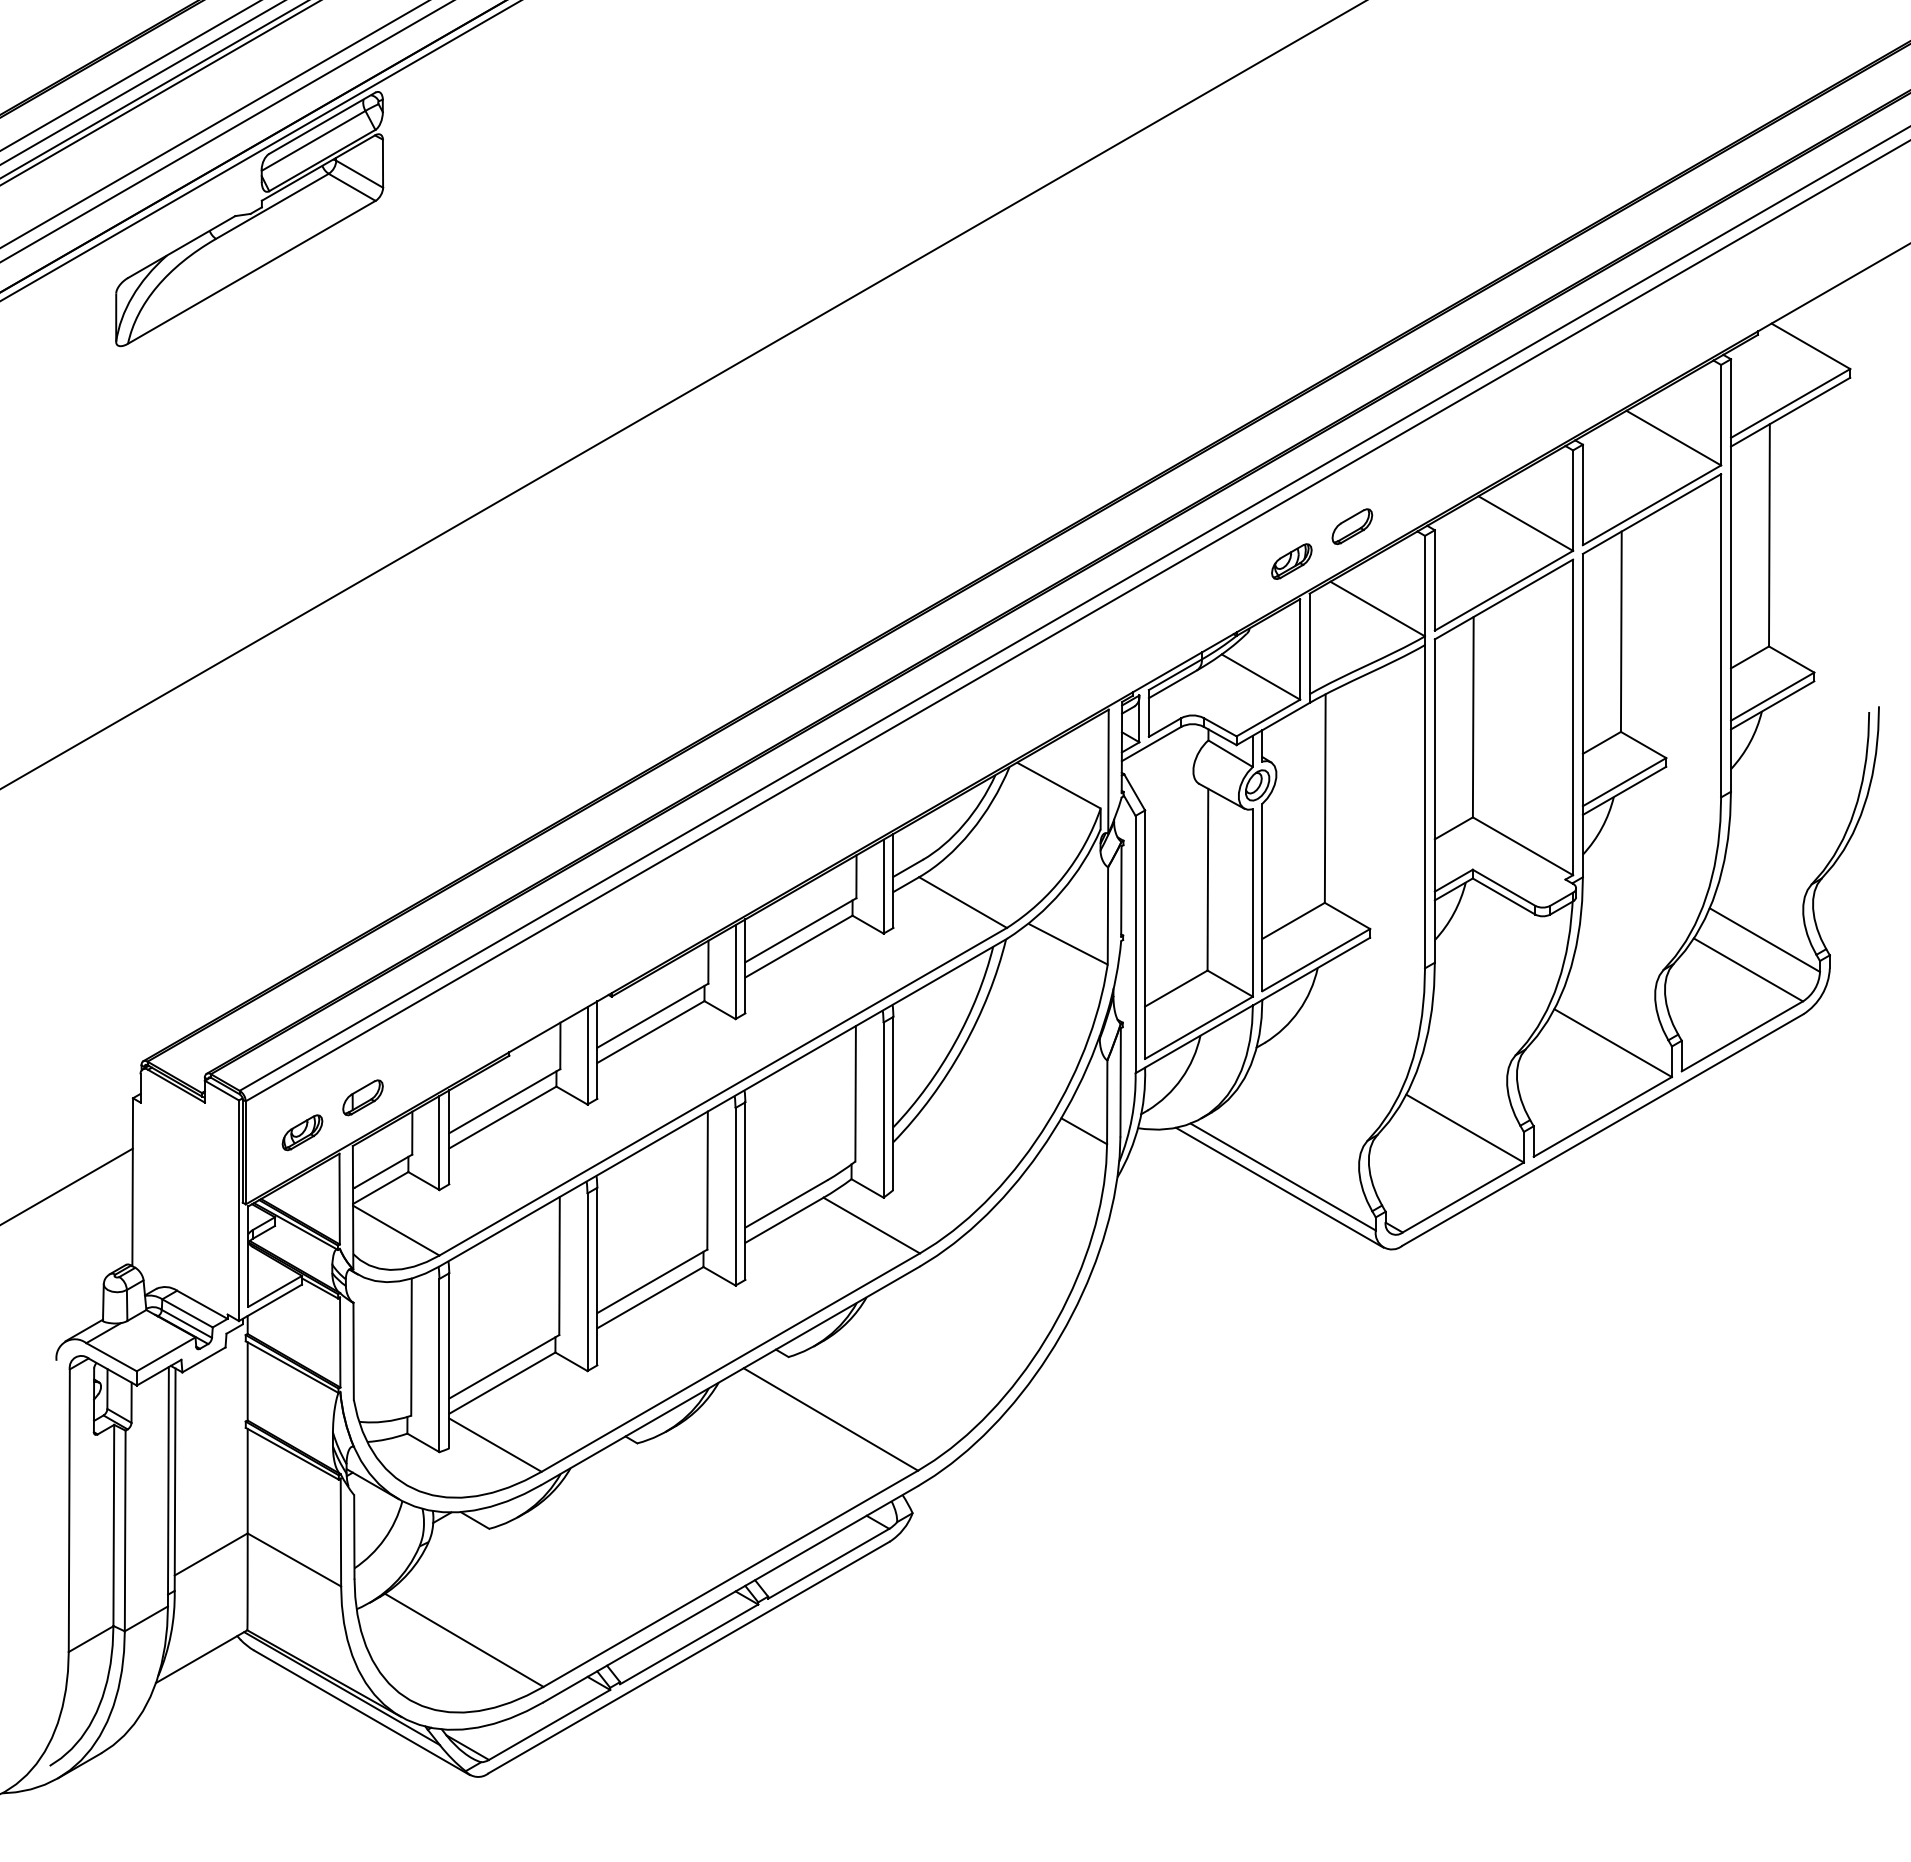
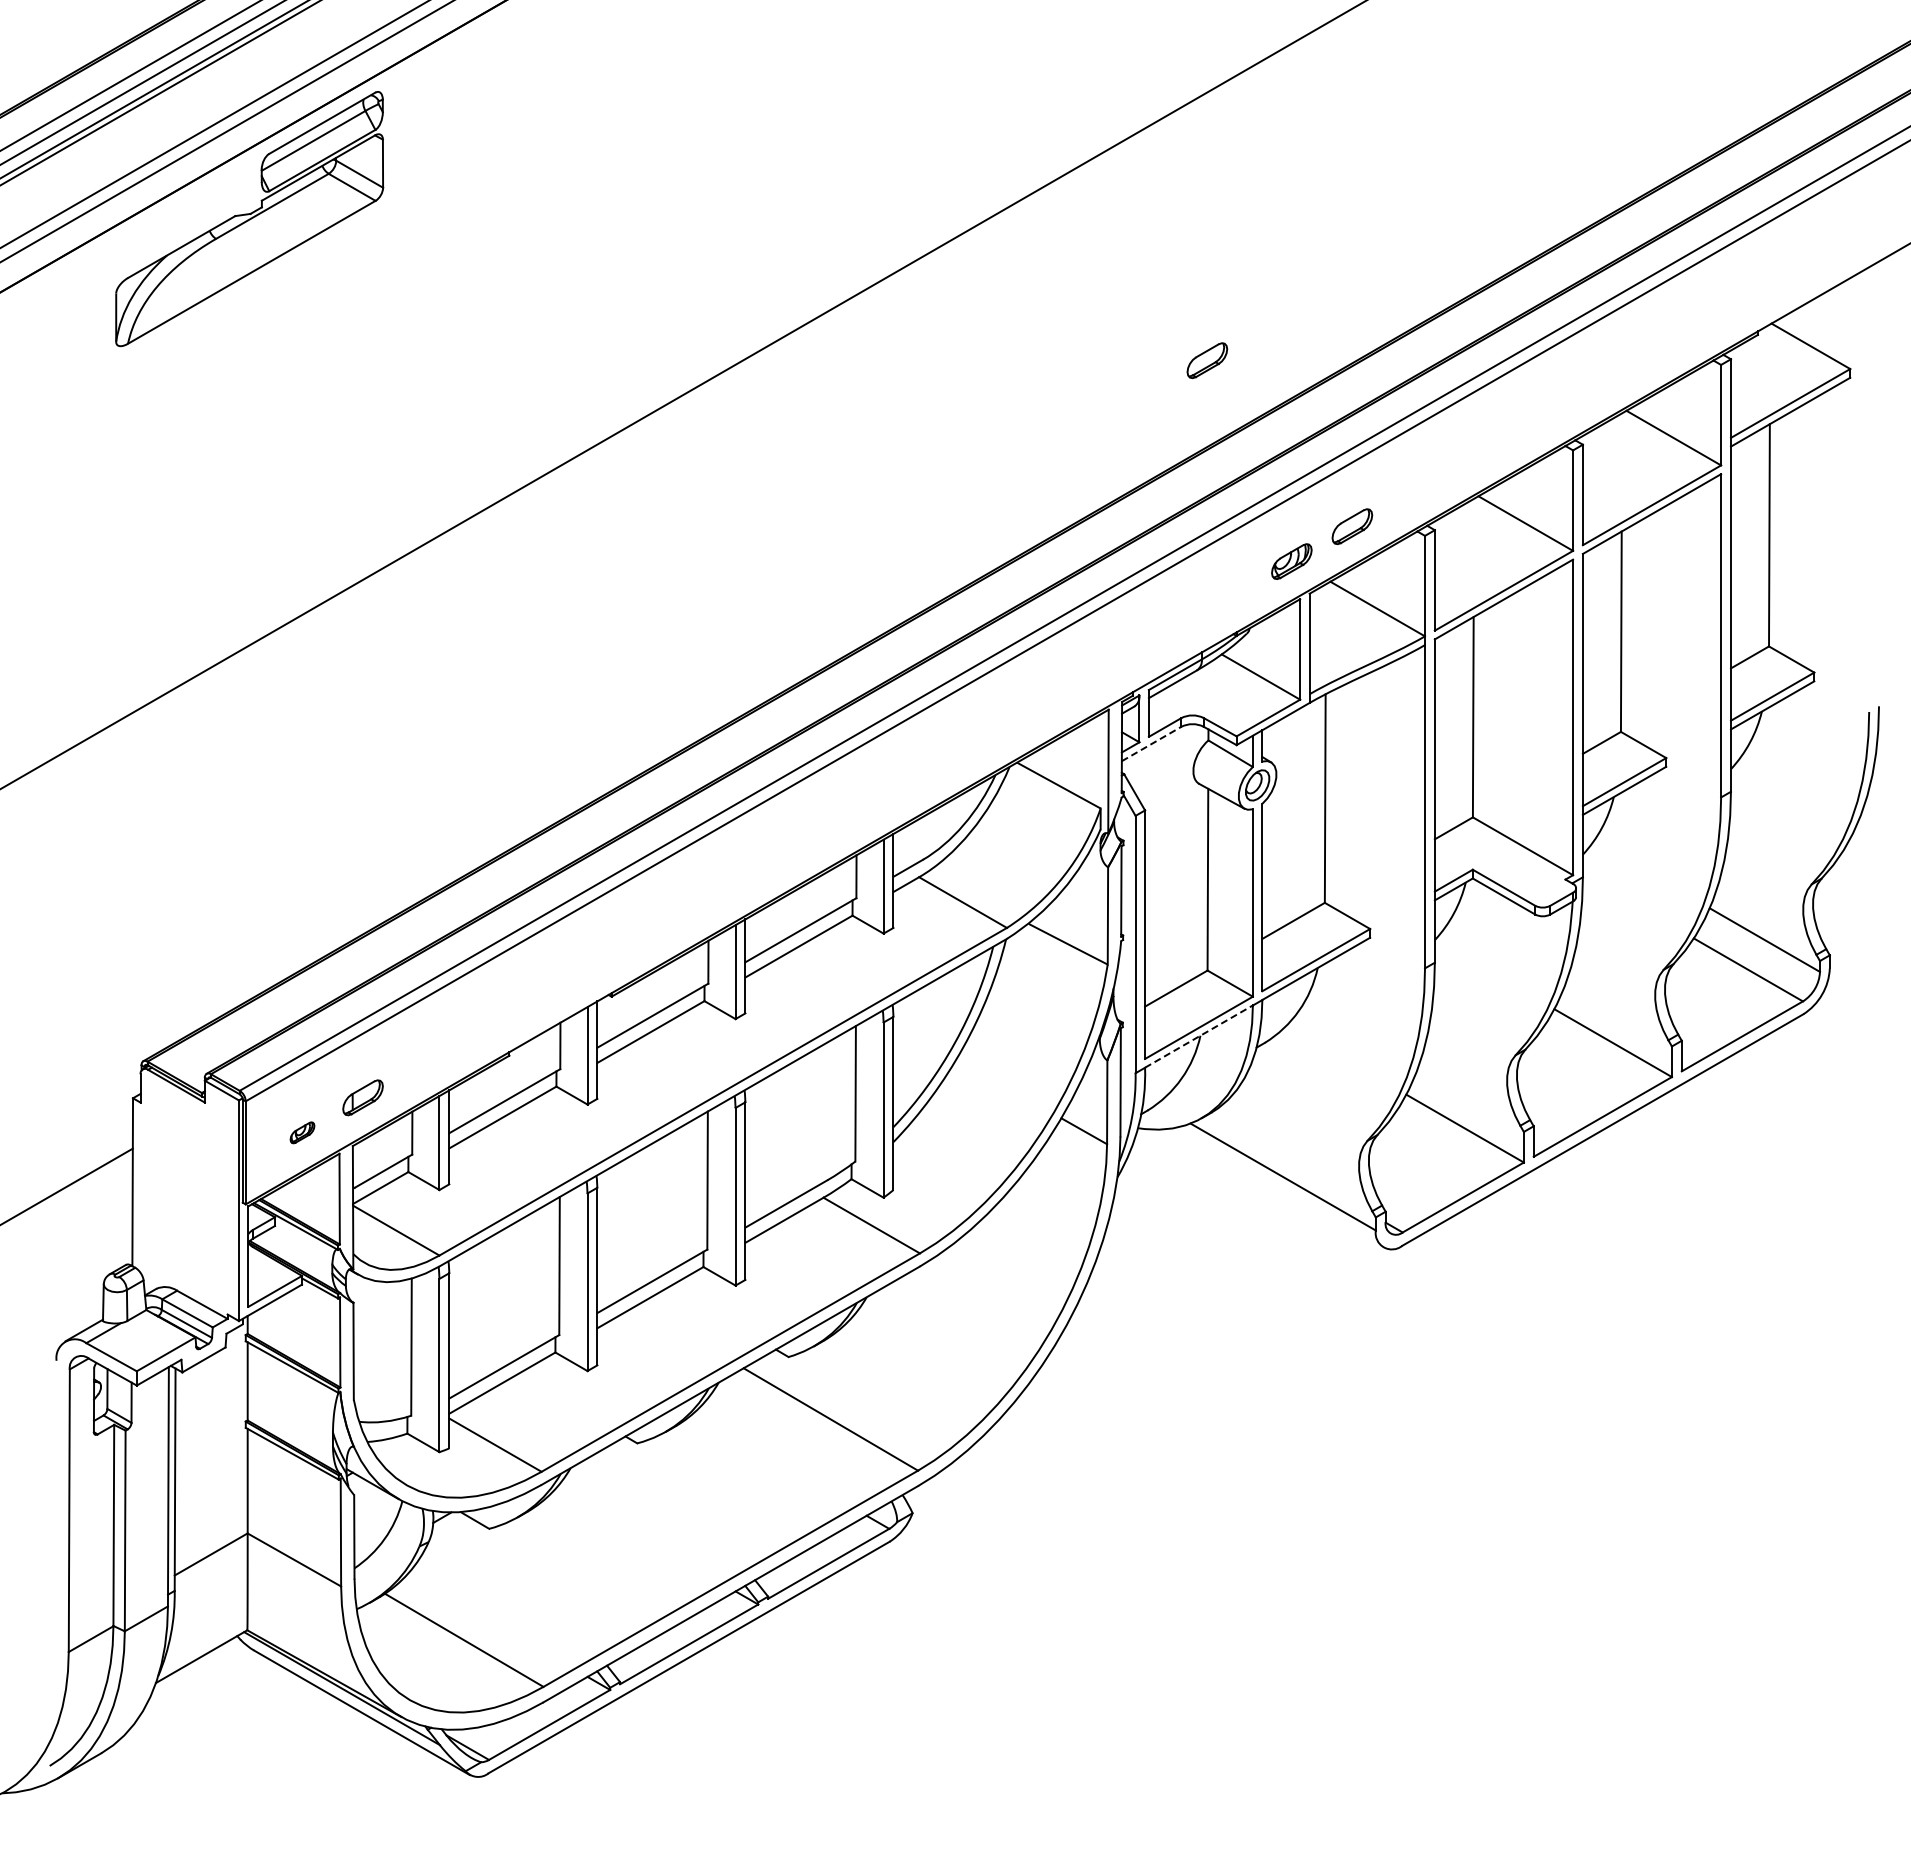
line: present -> none (260, 151)
part: none -> present (1207, 360)
line: solid -> dashed (1151, 743)
line: solid -> dashed (1199, 1036)
part size: 43x38 px -> 27x24 px (302, 1132)
line: present -> none (1279, 1187)
